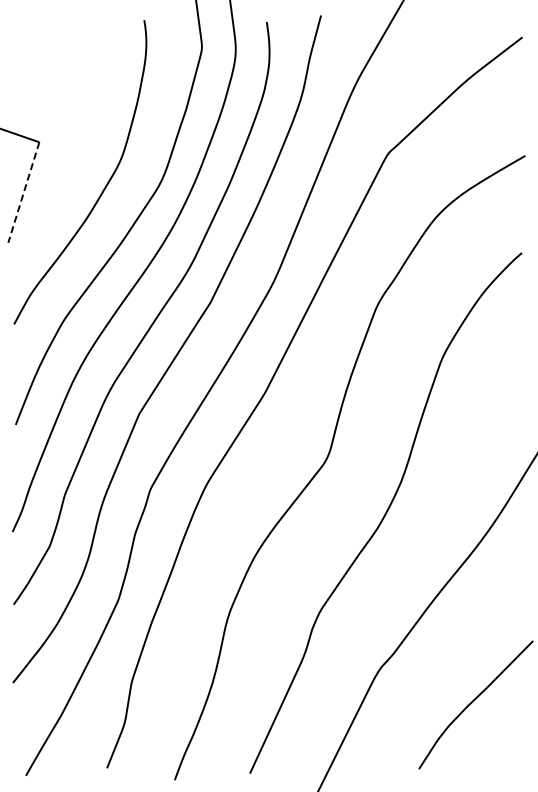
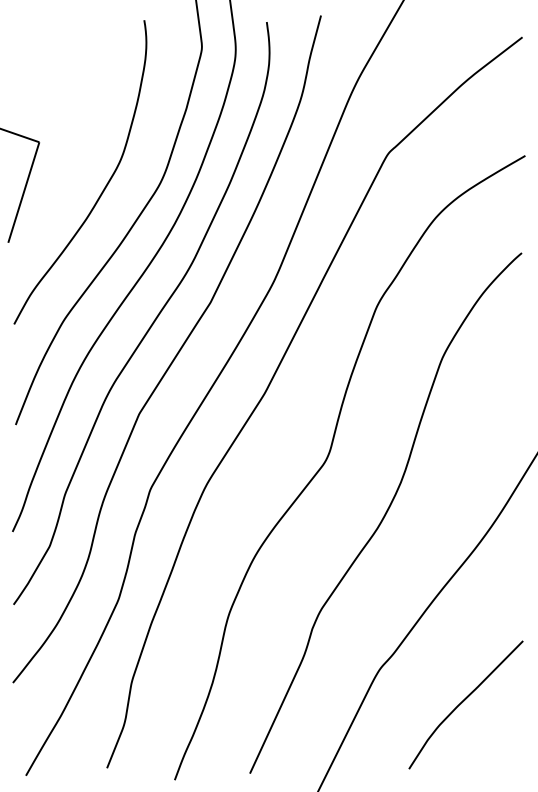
line: dashed -> solid (23, 192)
curve position: (473, 702) -> (463, 702) (463, 702)
